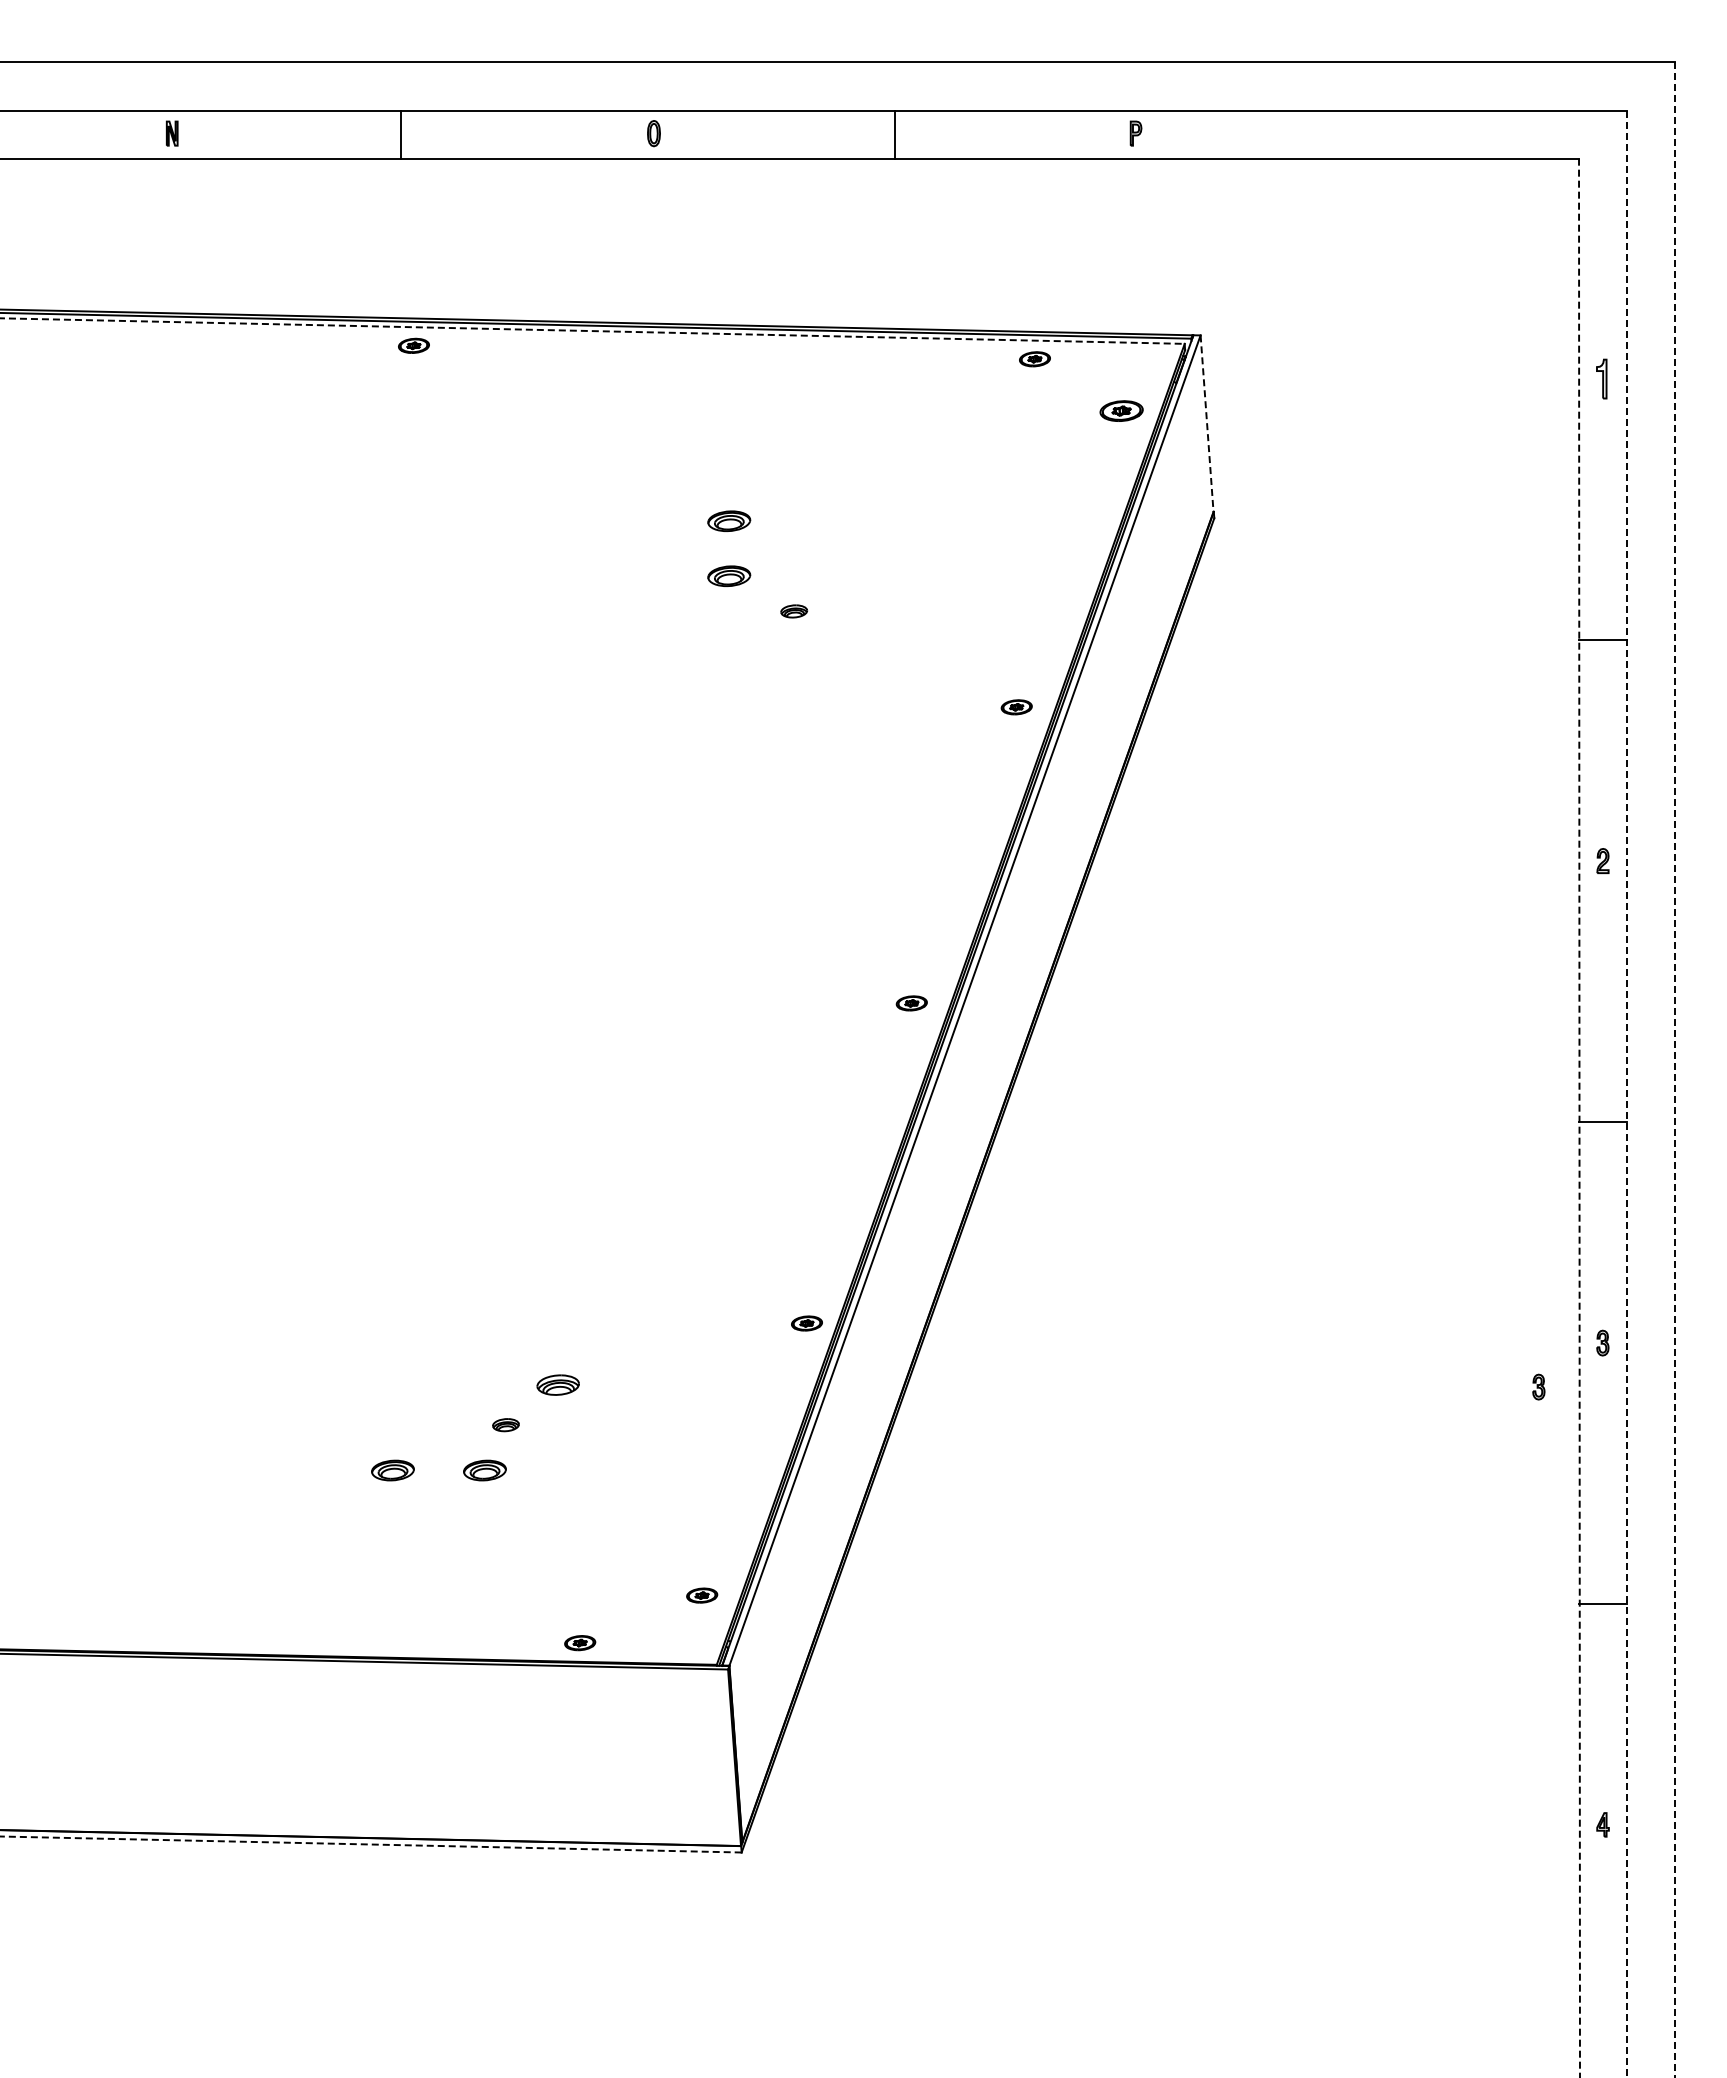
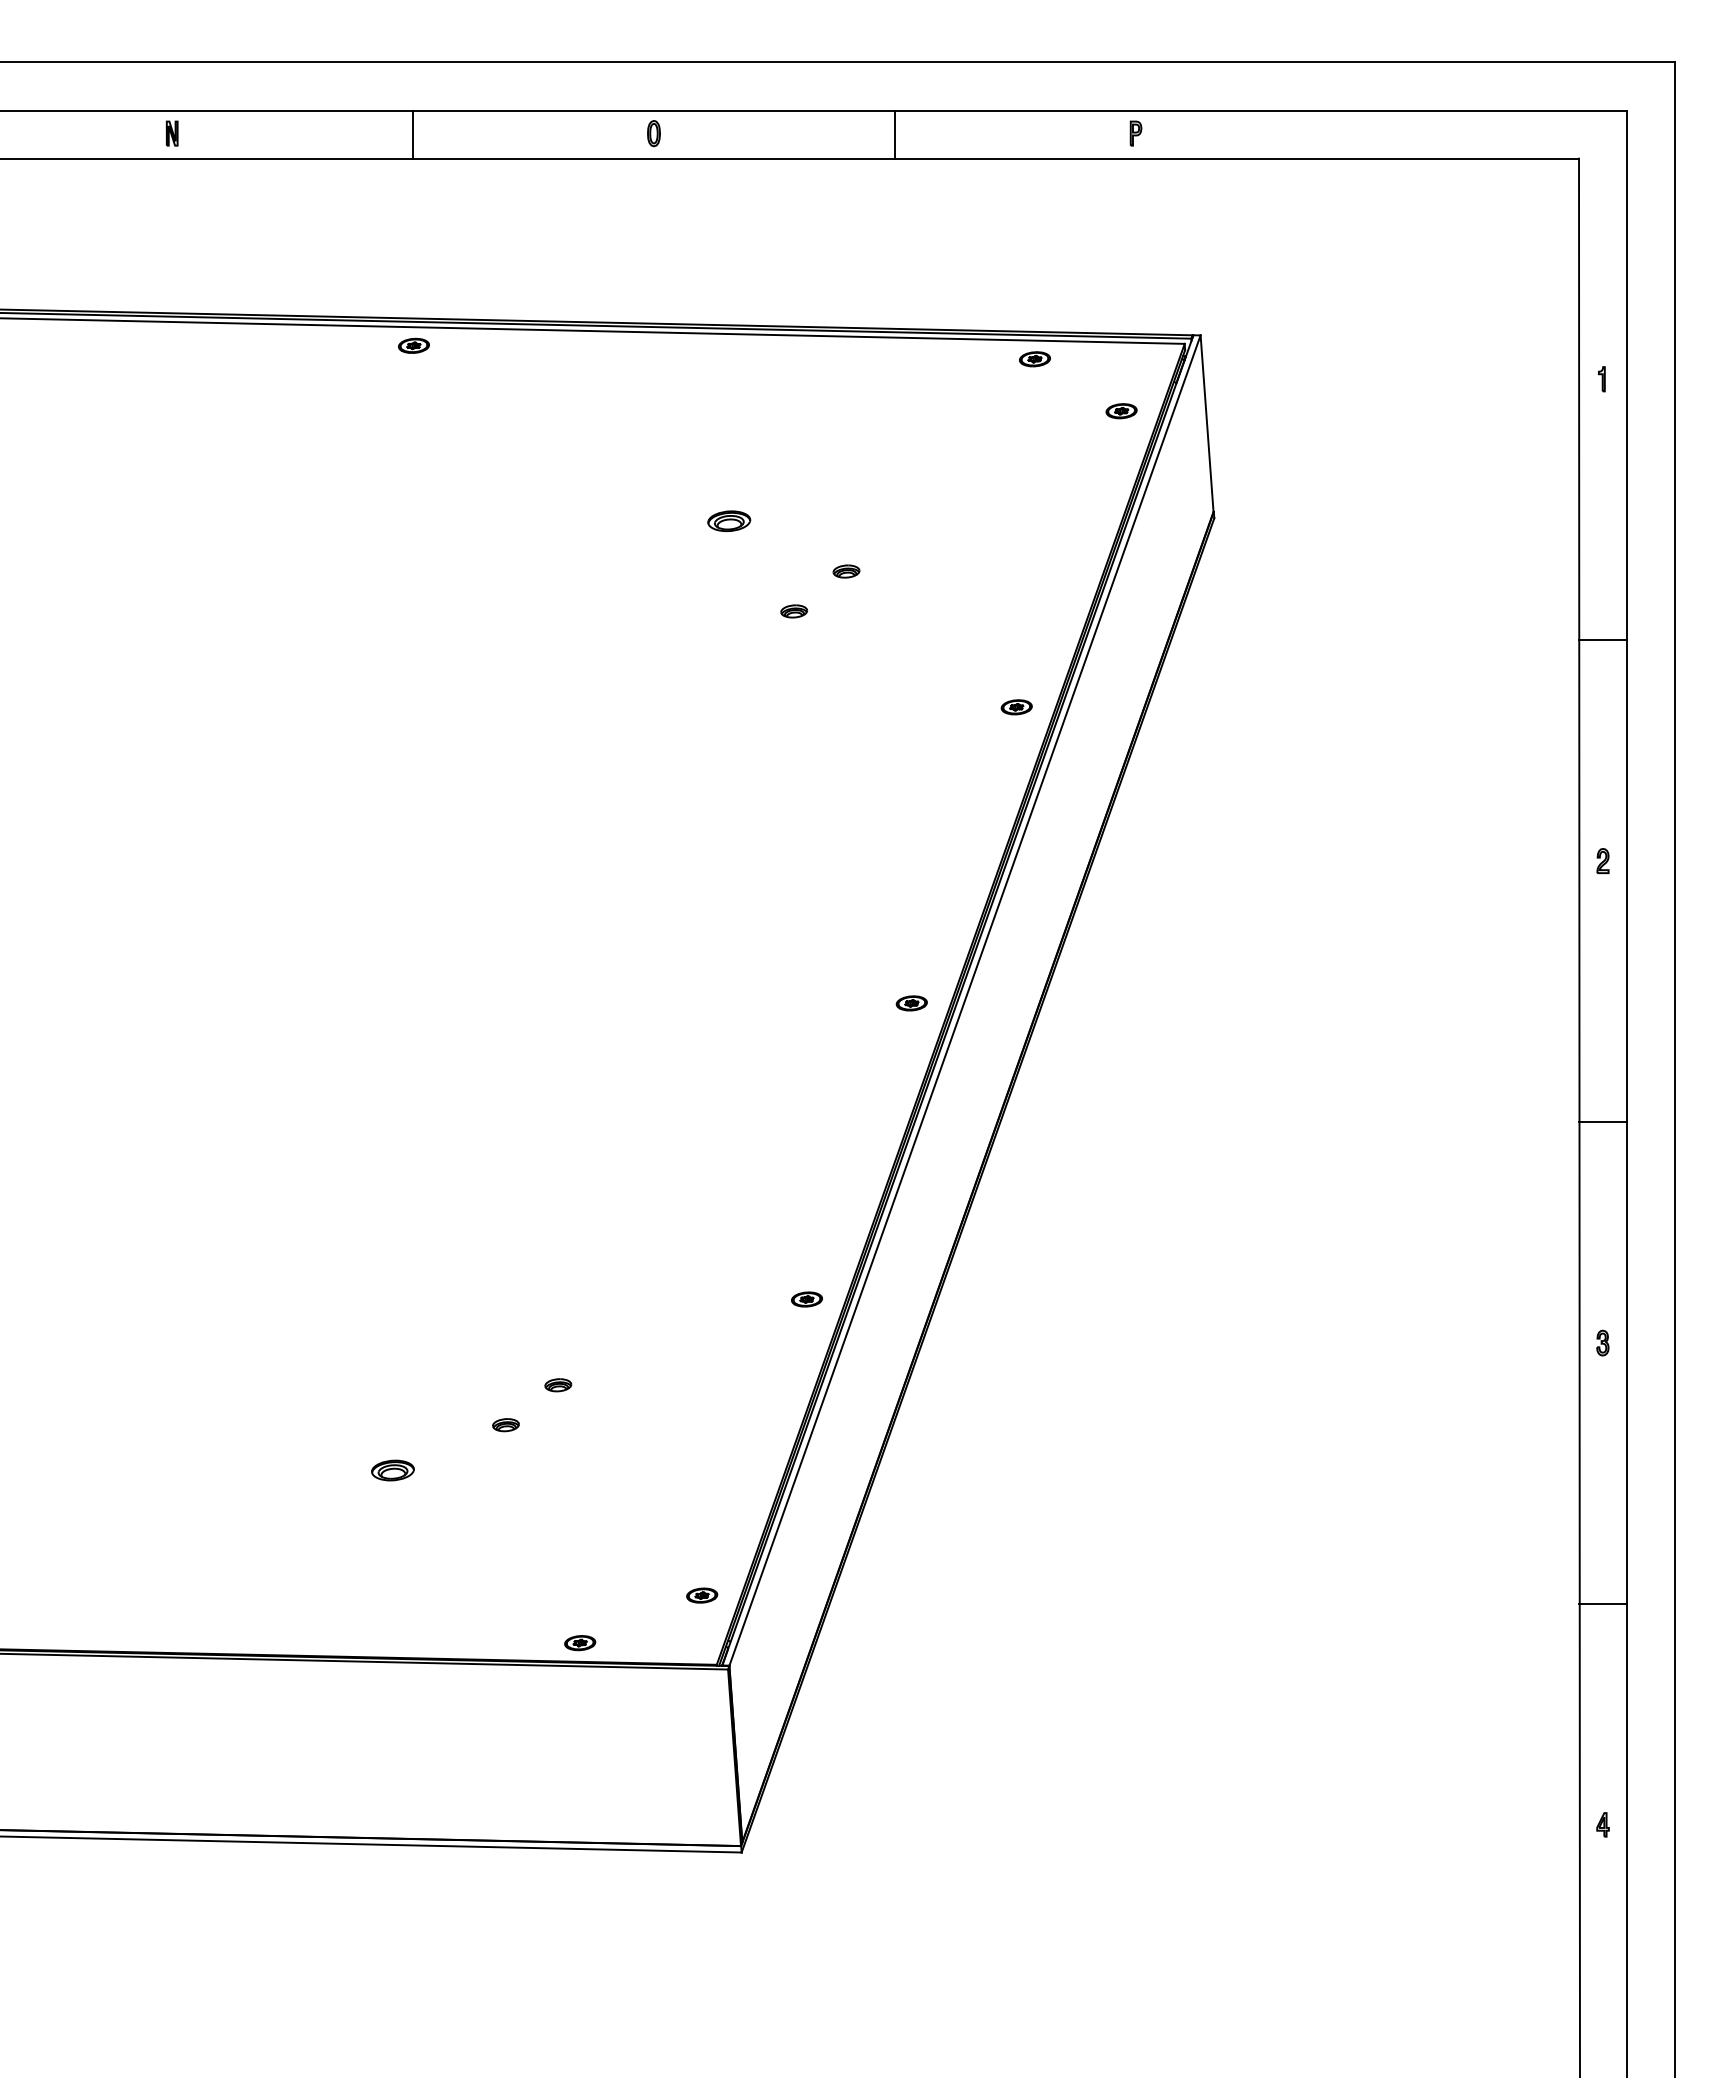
line position: (401, 134) -> (413, 134) (413, 134)
line: dashed -> solid (593, 331)
part size: 12x42 px -> 8x27 px (1601, 379)
part size: 45x22 px -> 33x17 px (1121, 411)
line: dashed -> solid (1207, 424)
part: none -> present (846, 571)
part: present -> none (729, 575)
line: dashed -> solid (1675, 1070)
line: dashed -> solid (1627, 1094)
line: dashed -> solid (1579, 1118)
part position: (806, 1323) -> (806, 1299) (806, 1299)
part size: 44x22 px -> 29x15 px (558, 1385)
part: present -> none (1538, 1386)
part: present -> none (484, 1470)
line: dashed -> solid (370, 1844)
